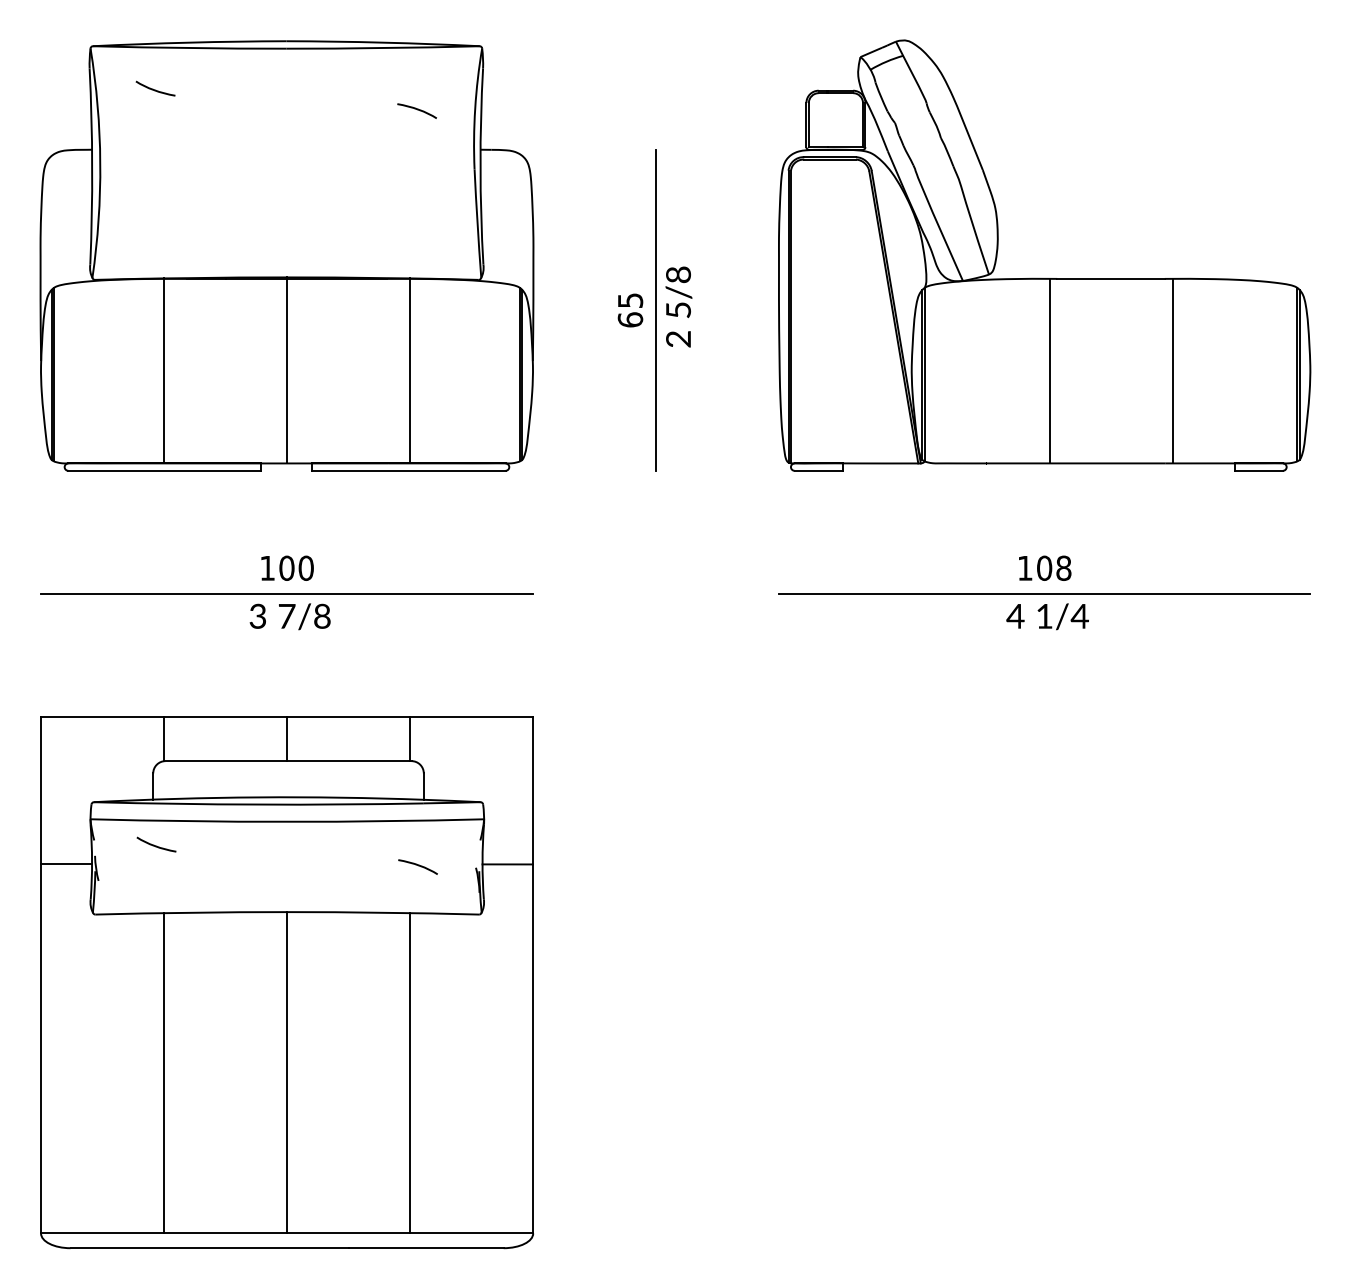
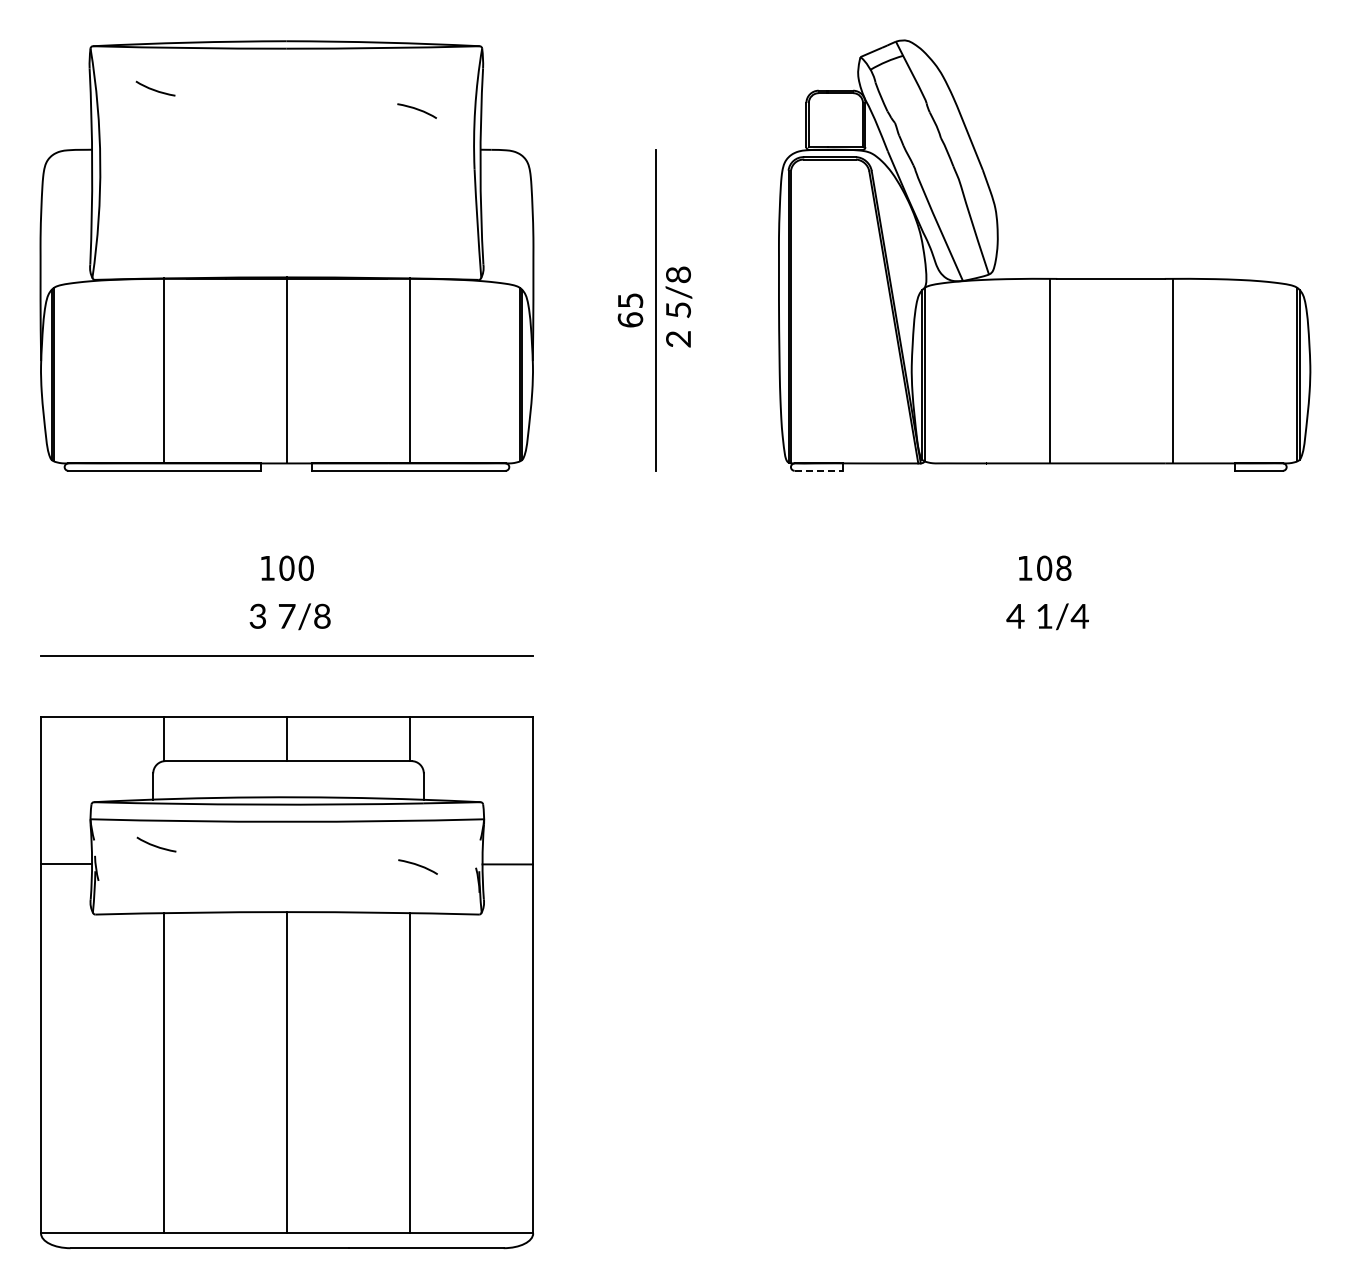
line: solid -> dashed (818, 470)
line position: (286, 593) -> (286, 655) (286, 655)
line: present -> none (1044, 593)
